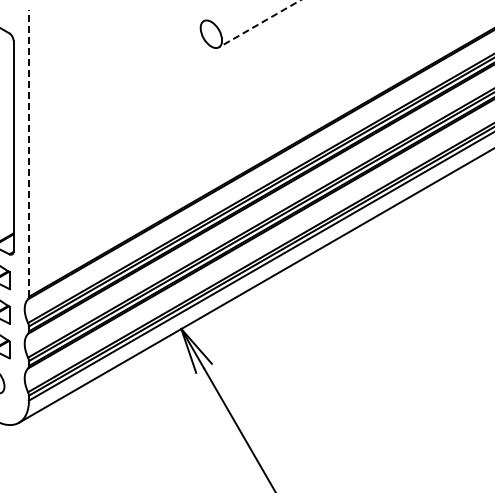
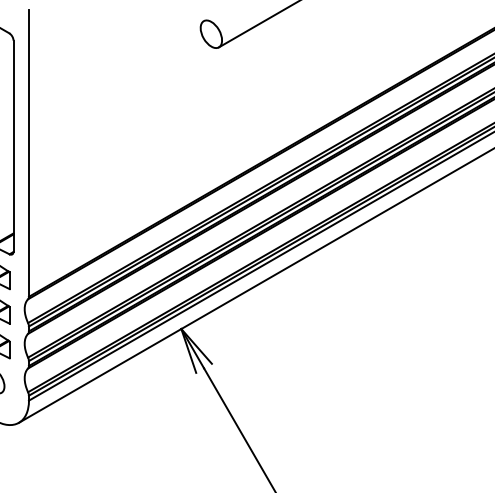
line: dashed -> solid (259, 23)
line: dashed -> solid (28, 152)
